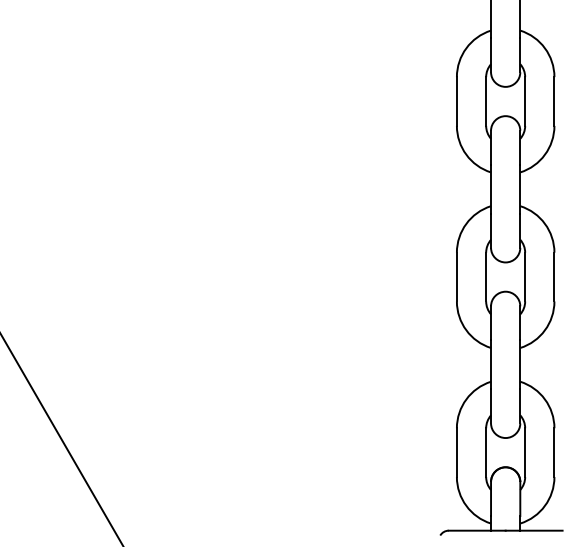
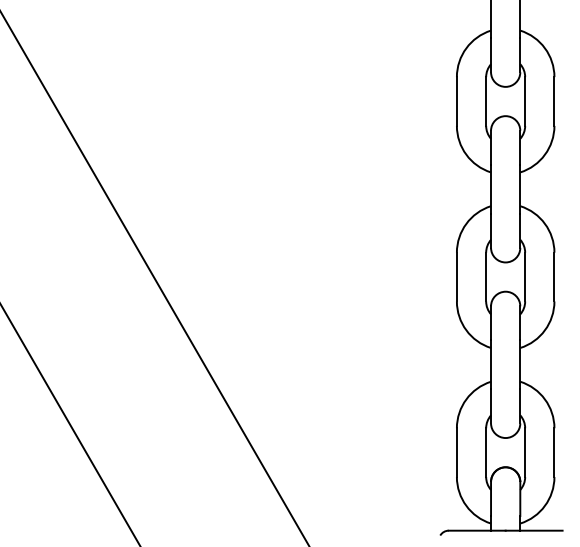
line: none -> present (154, 278)
line position: (61, 439) -> (70, 425) (70, 425)
